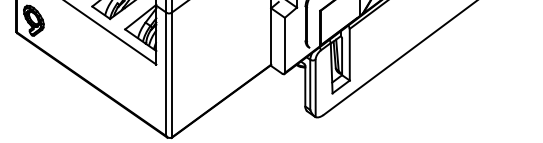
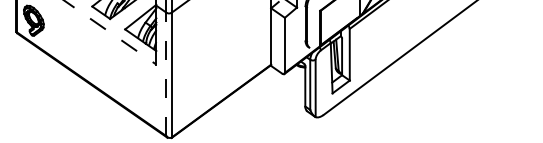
line: solid -> dashed (110, 32)
line: solid -> dashed (166, 74)
